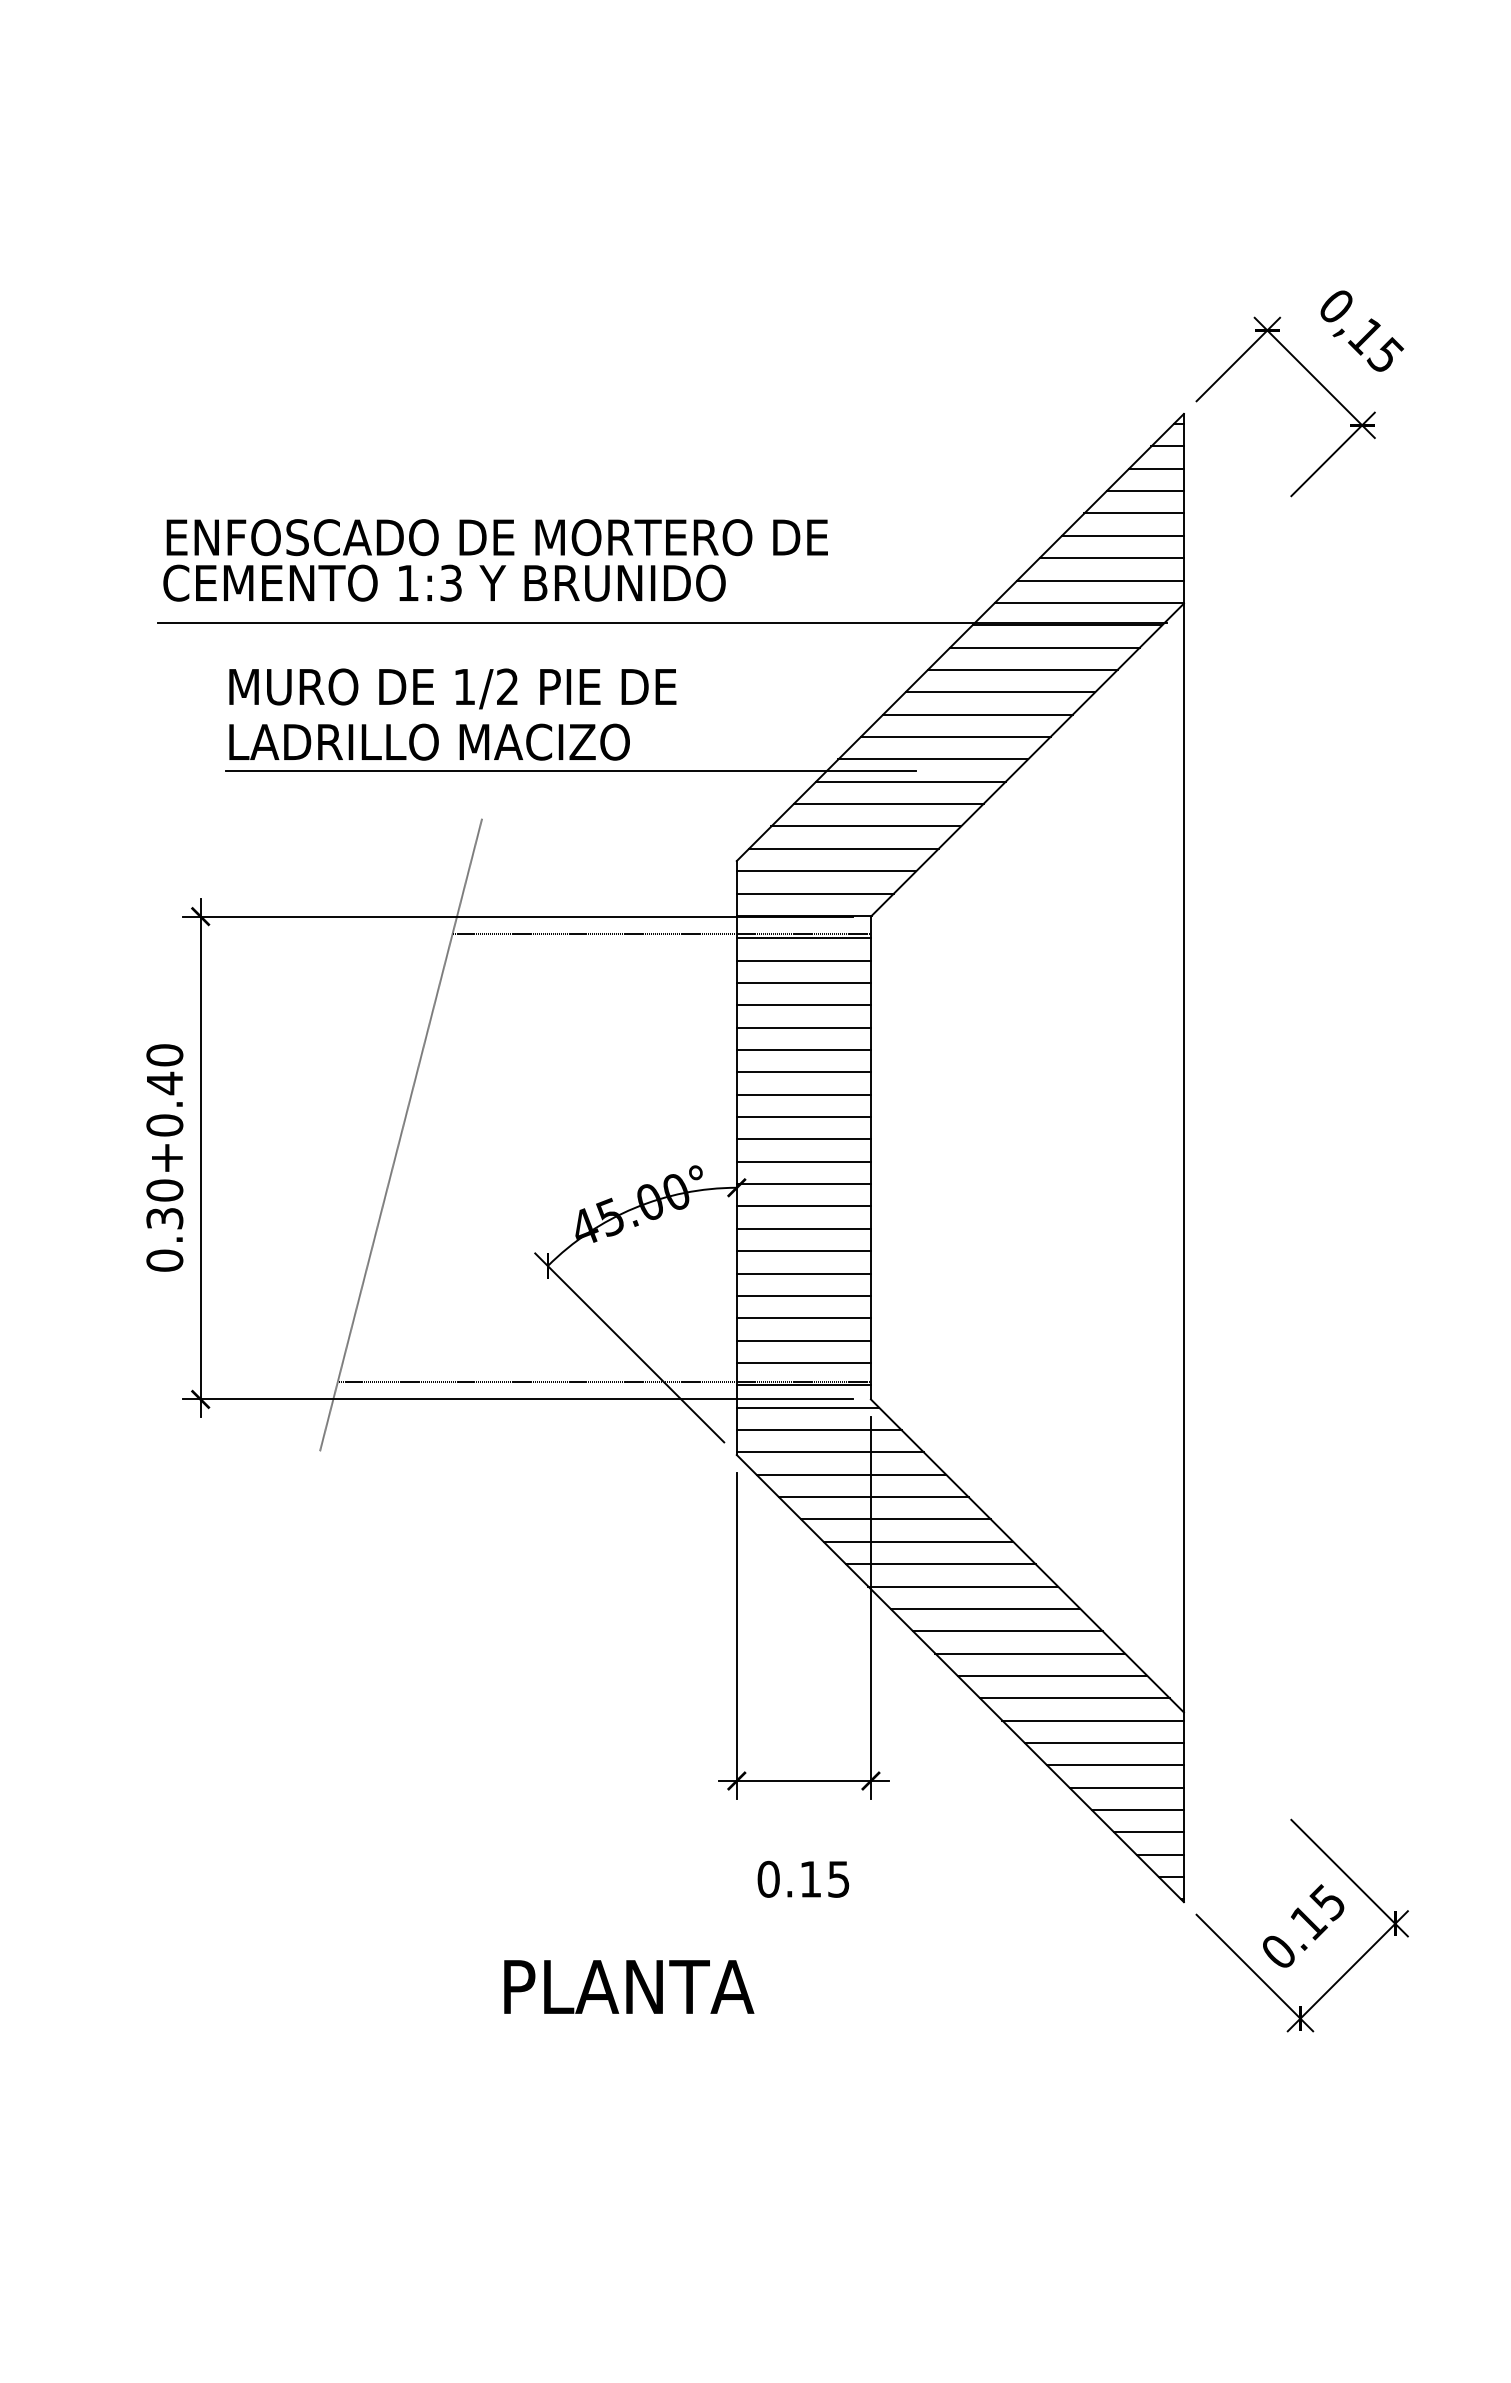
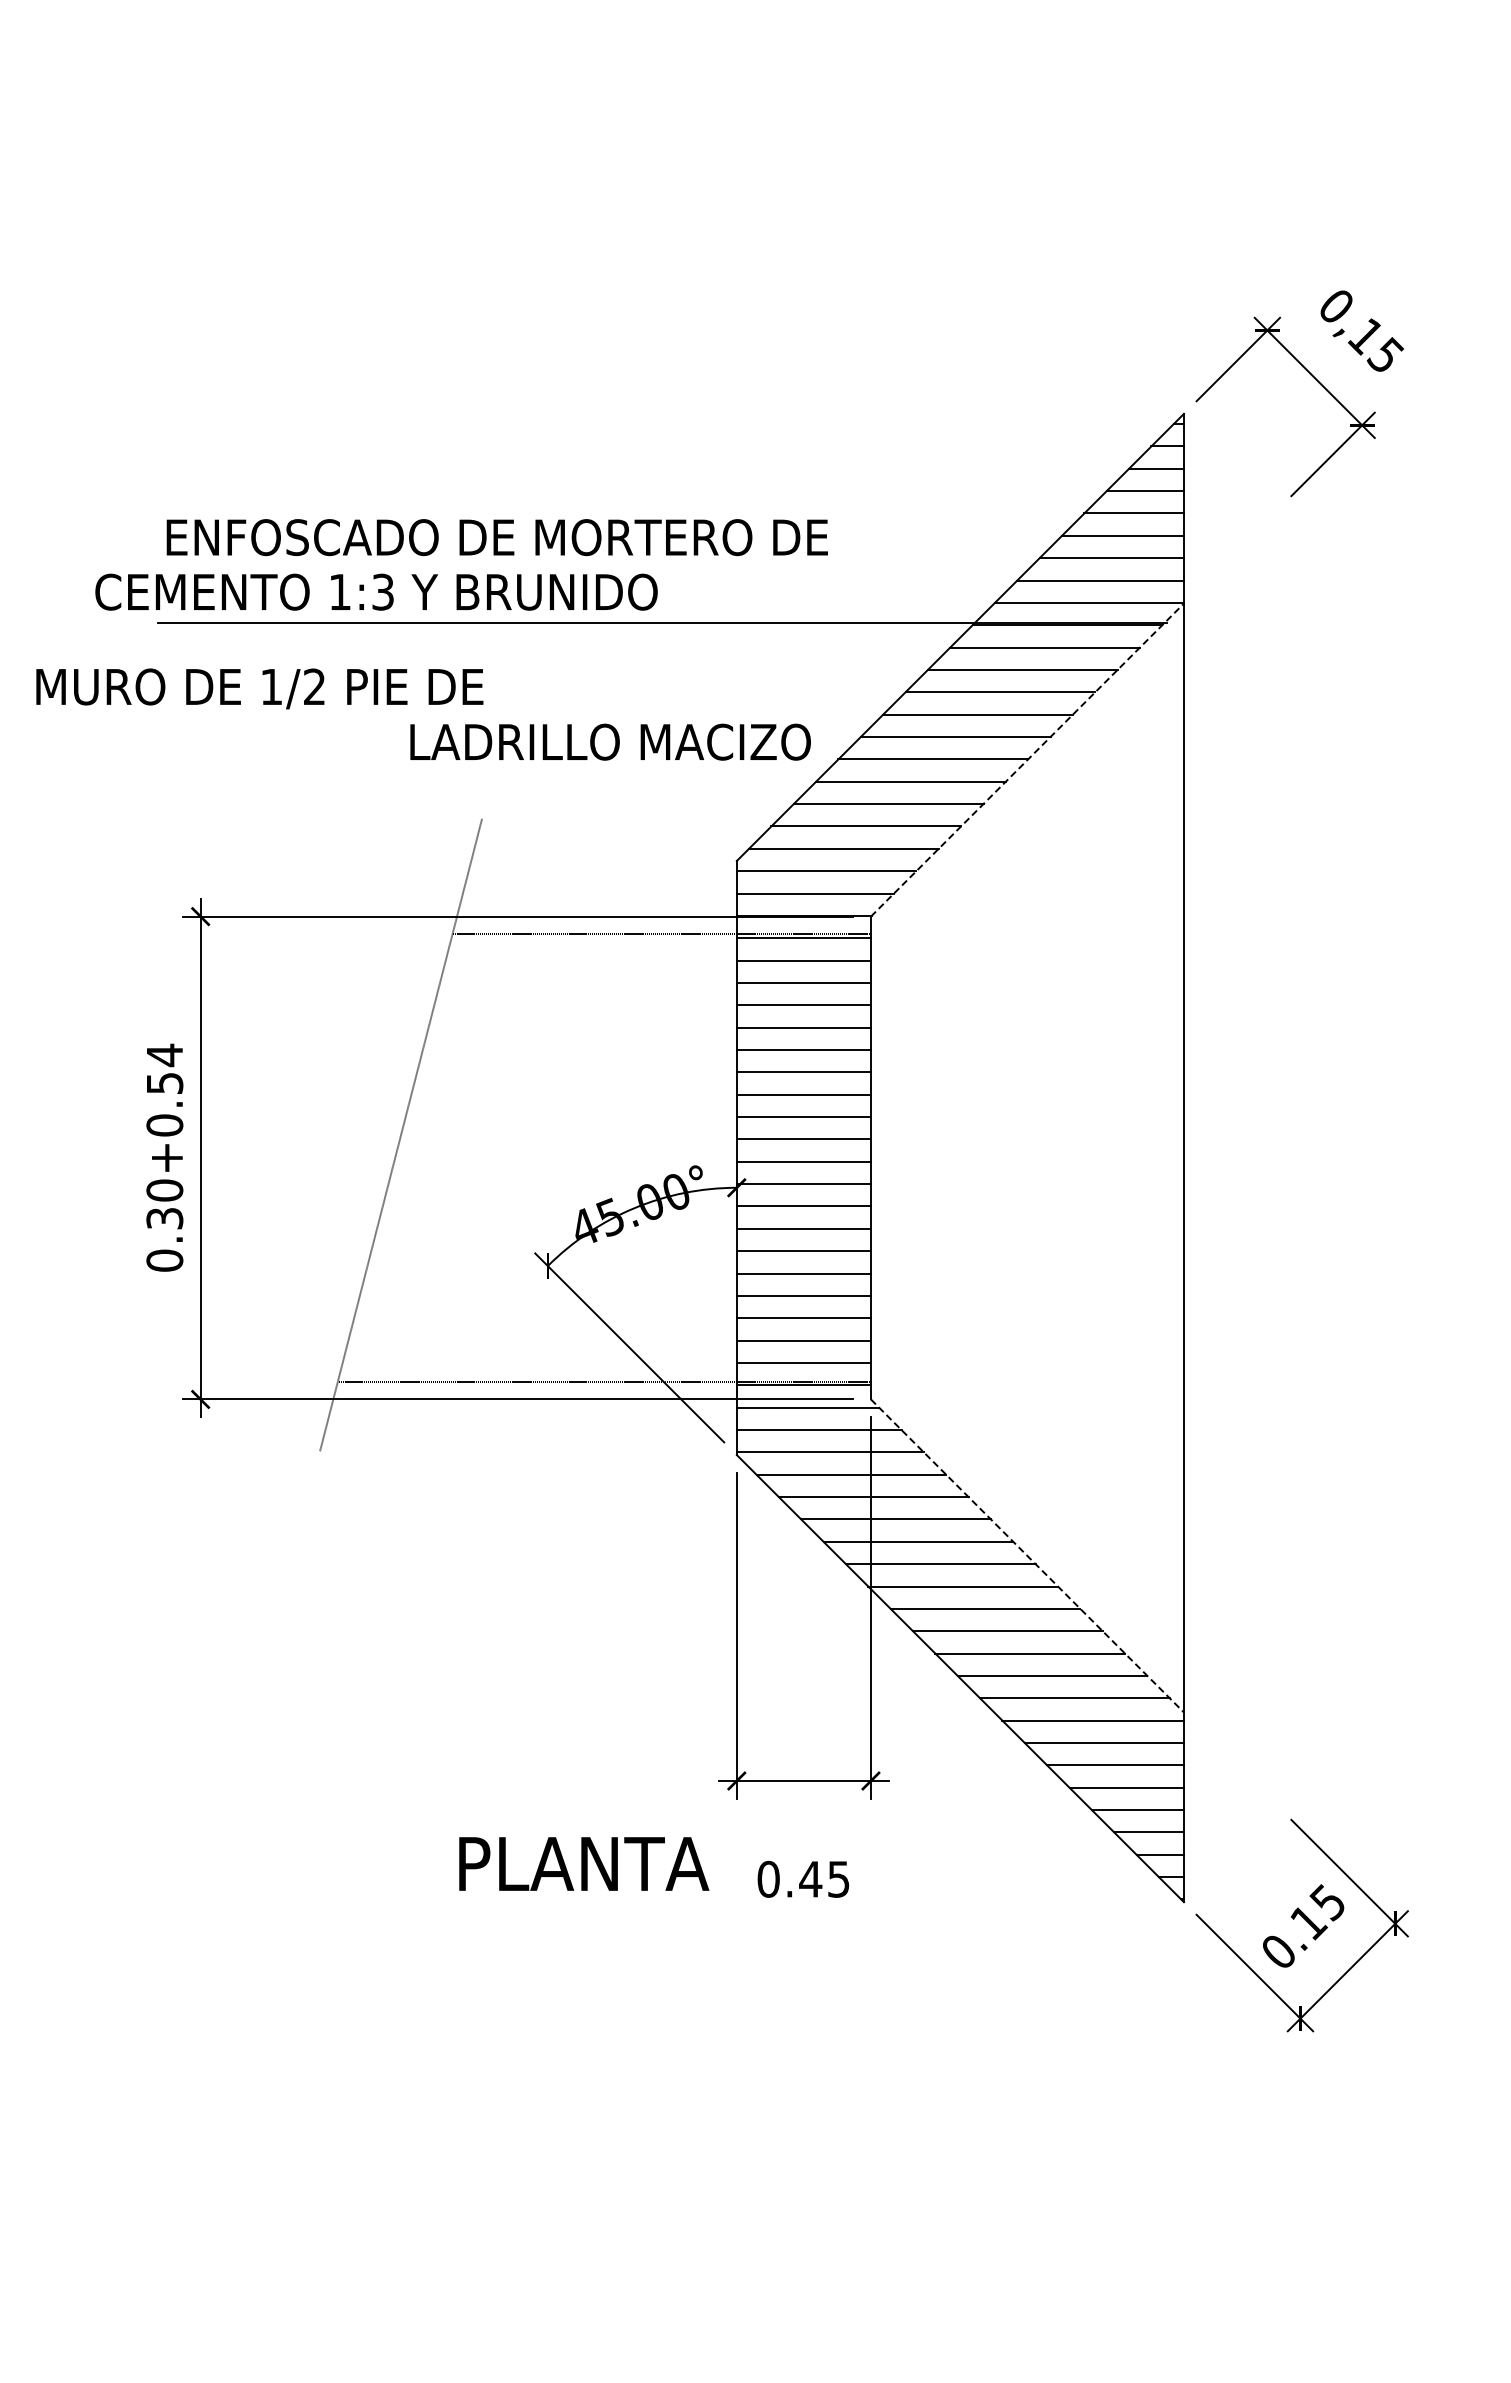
text position: (444, 582) -> (376, 591) (376, 591)
text position: (452, 688) -> (259, 688) (259, 688)
text position: (429, 741) -> (610, 741) (610, 741)
line: solid -> dashed (1027, 759)
line: present -> none (571, 771)
text: 0.30+0.40 -> 0.30+0.54 (164, 1069)
line: solid -> dashed (1027, 1556)
text: 0.15 -> 0.45 (810, 1879)
text position: (629, 1986) -> (584, 1863) (584, 1863)
